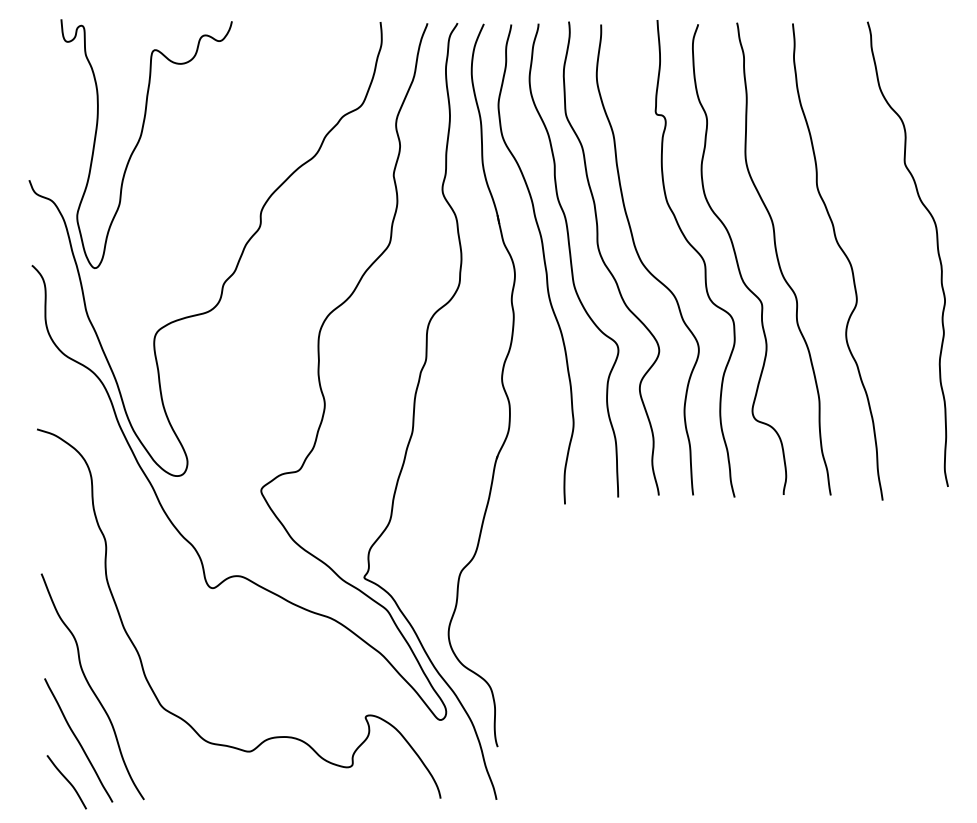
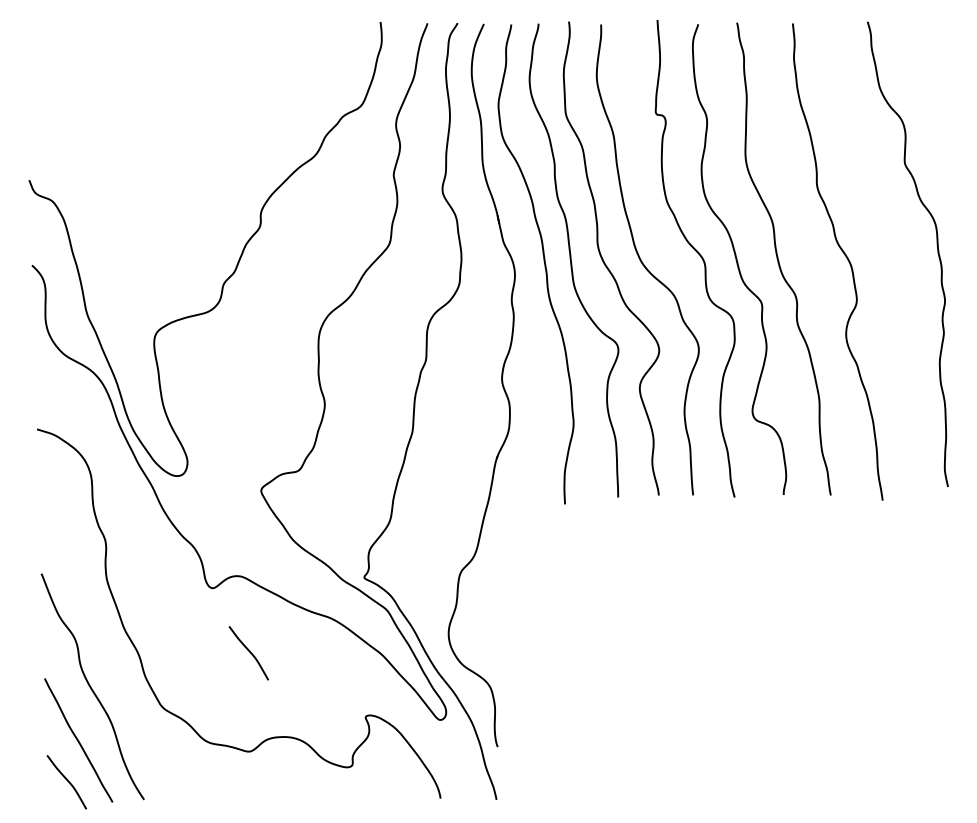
curve: present -> none (140, 140)
curve: none -> present (249, 652)
